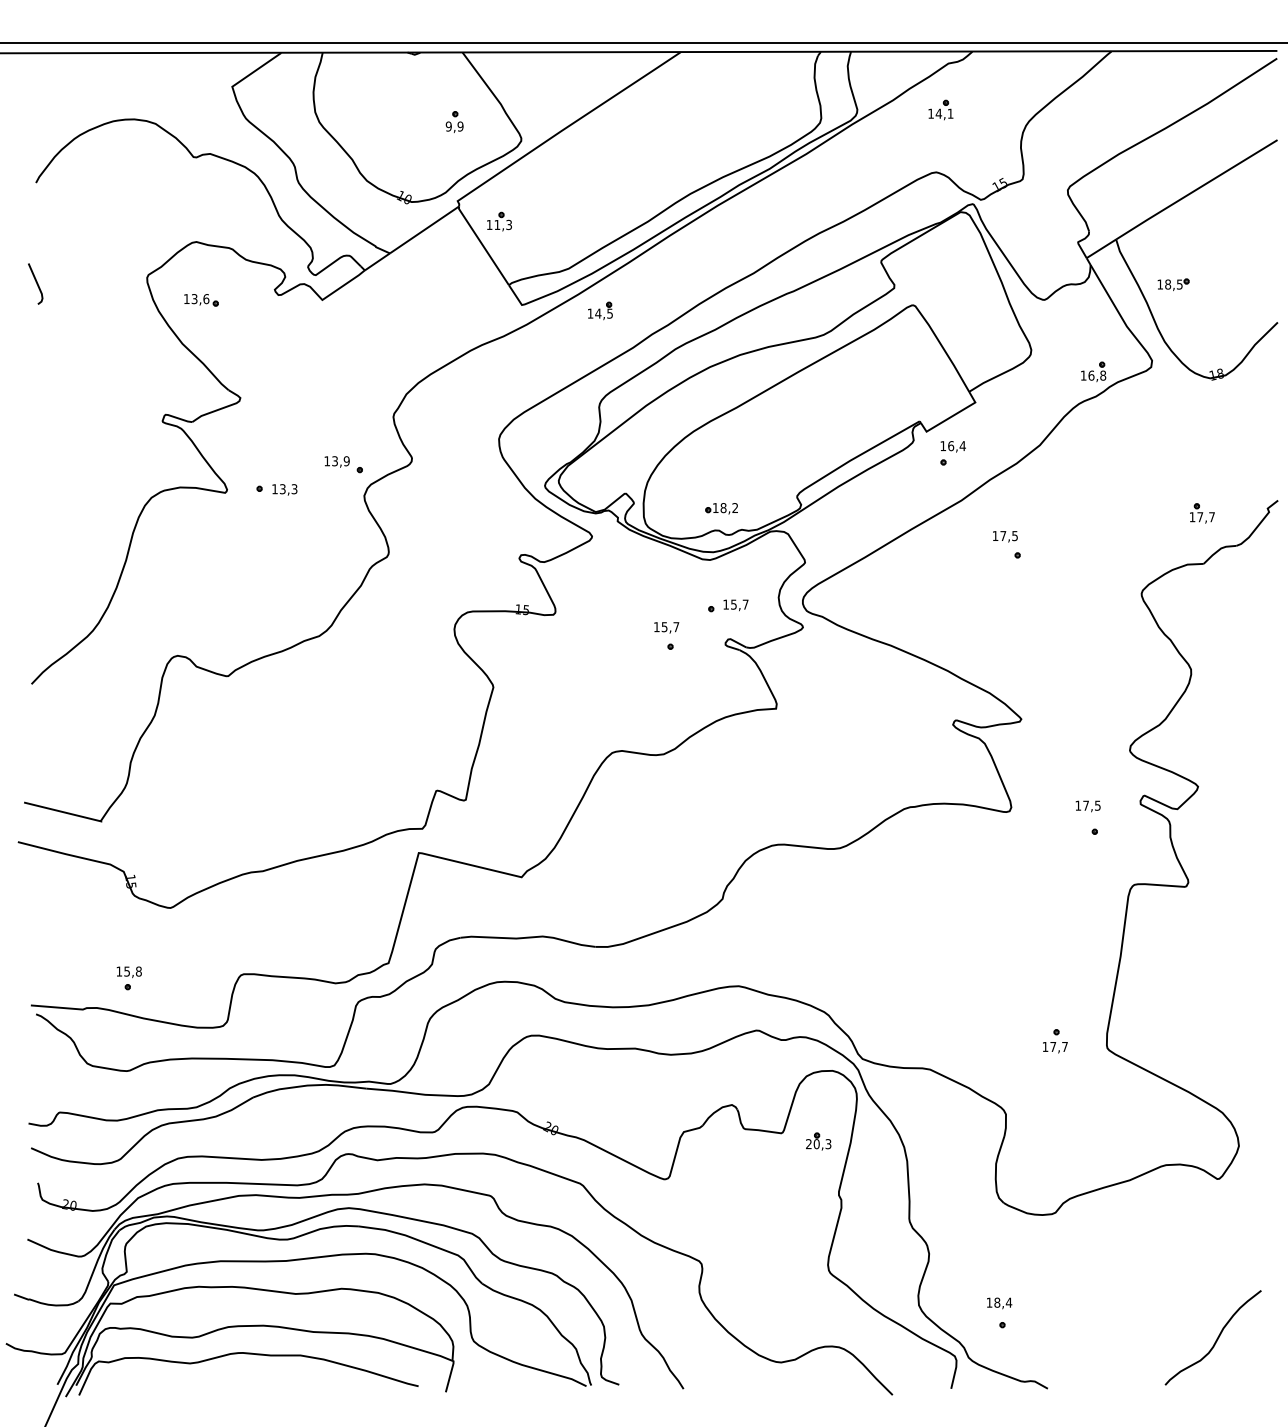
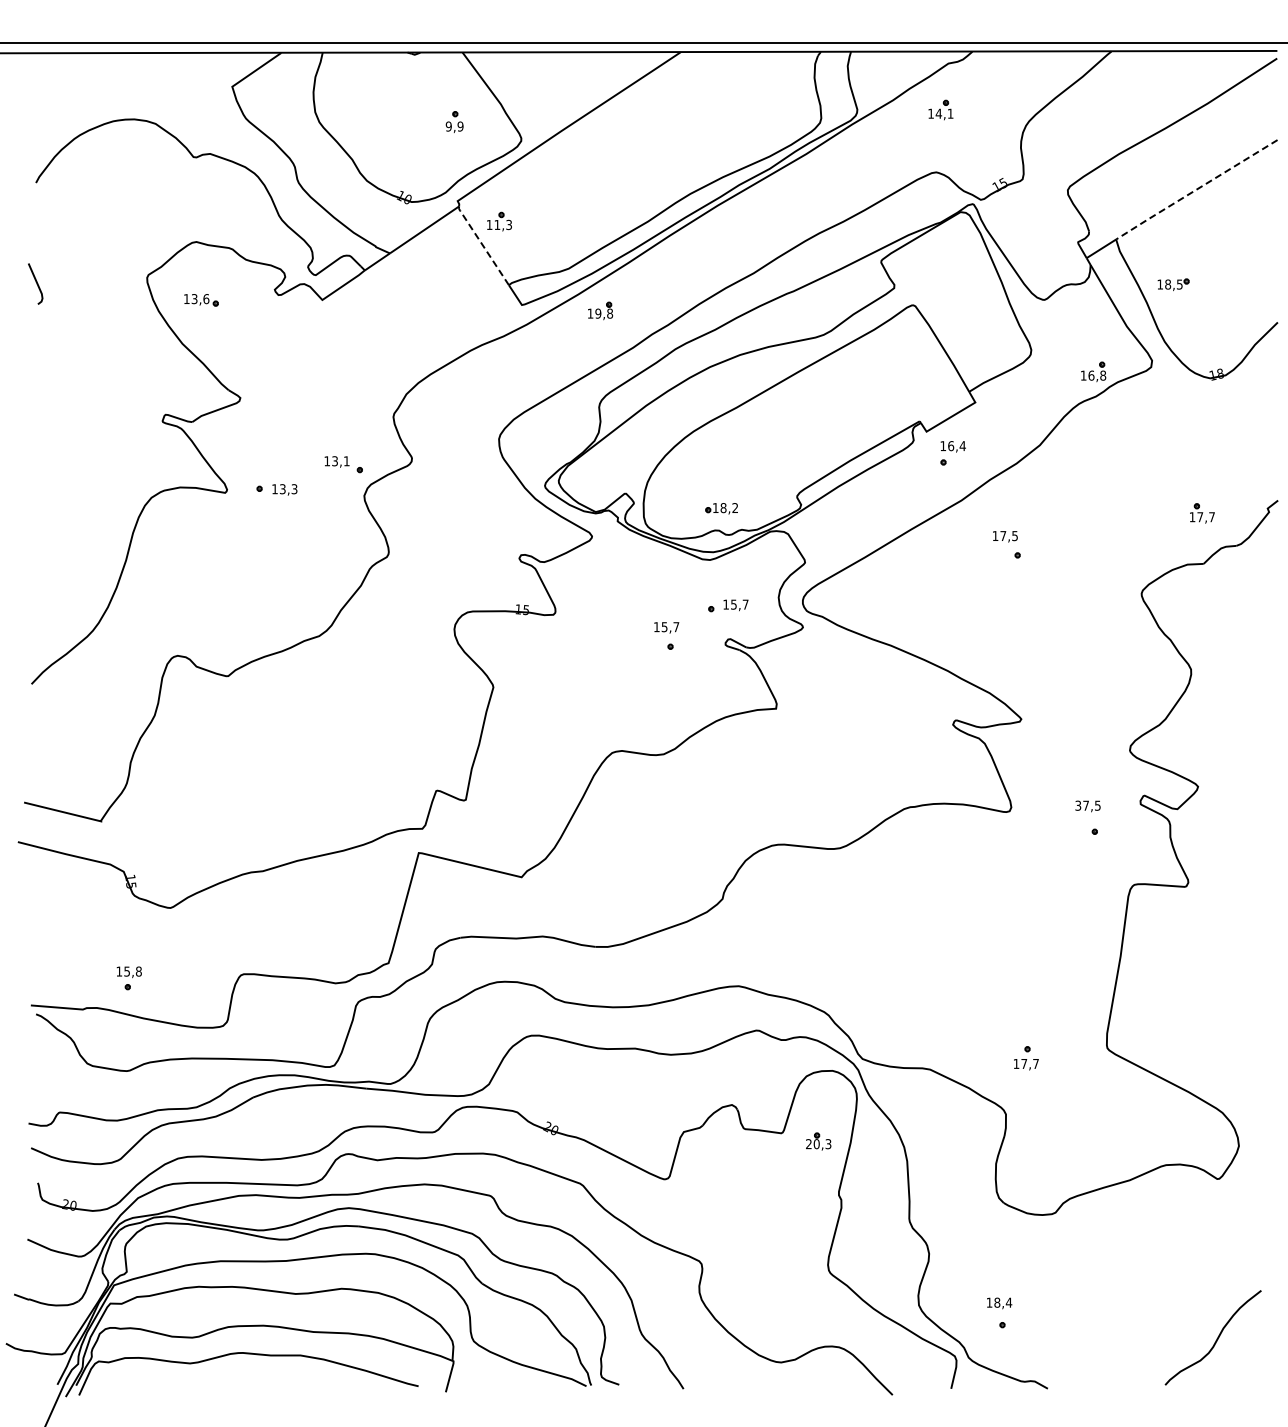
line: solid -> dashed (1195, 190)
line: solid -> dashed (482, 244)
text: 14,5 -> 19,8 (604, 313)
text: 13,9 -> 13,1 (346, 461)
text: 17,5 -> 37,5 (1078, 805)
part position: (1055, 1041) -> (1026, 1058) (1026, 1058)
